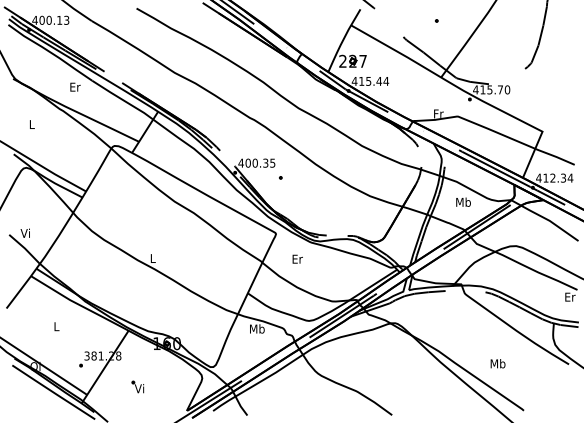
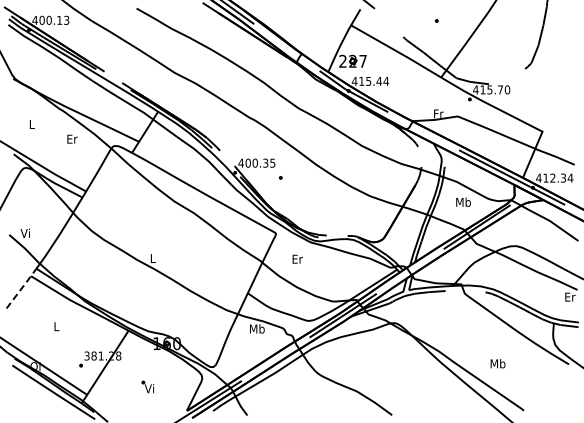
text position: (75, 86) -> (72, 138) (72, 138)
line: solid -> dashed (22, 288)
text position: (137, 386) -> (147, 386) (147, 386)
